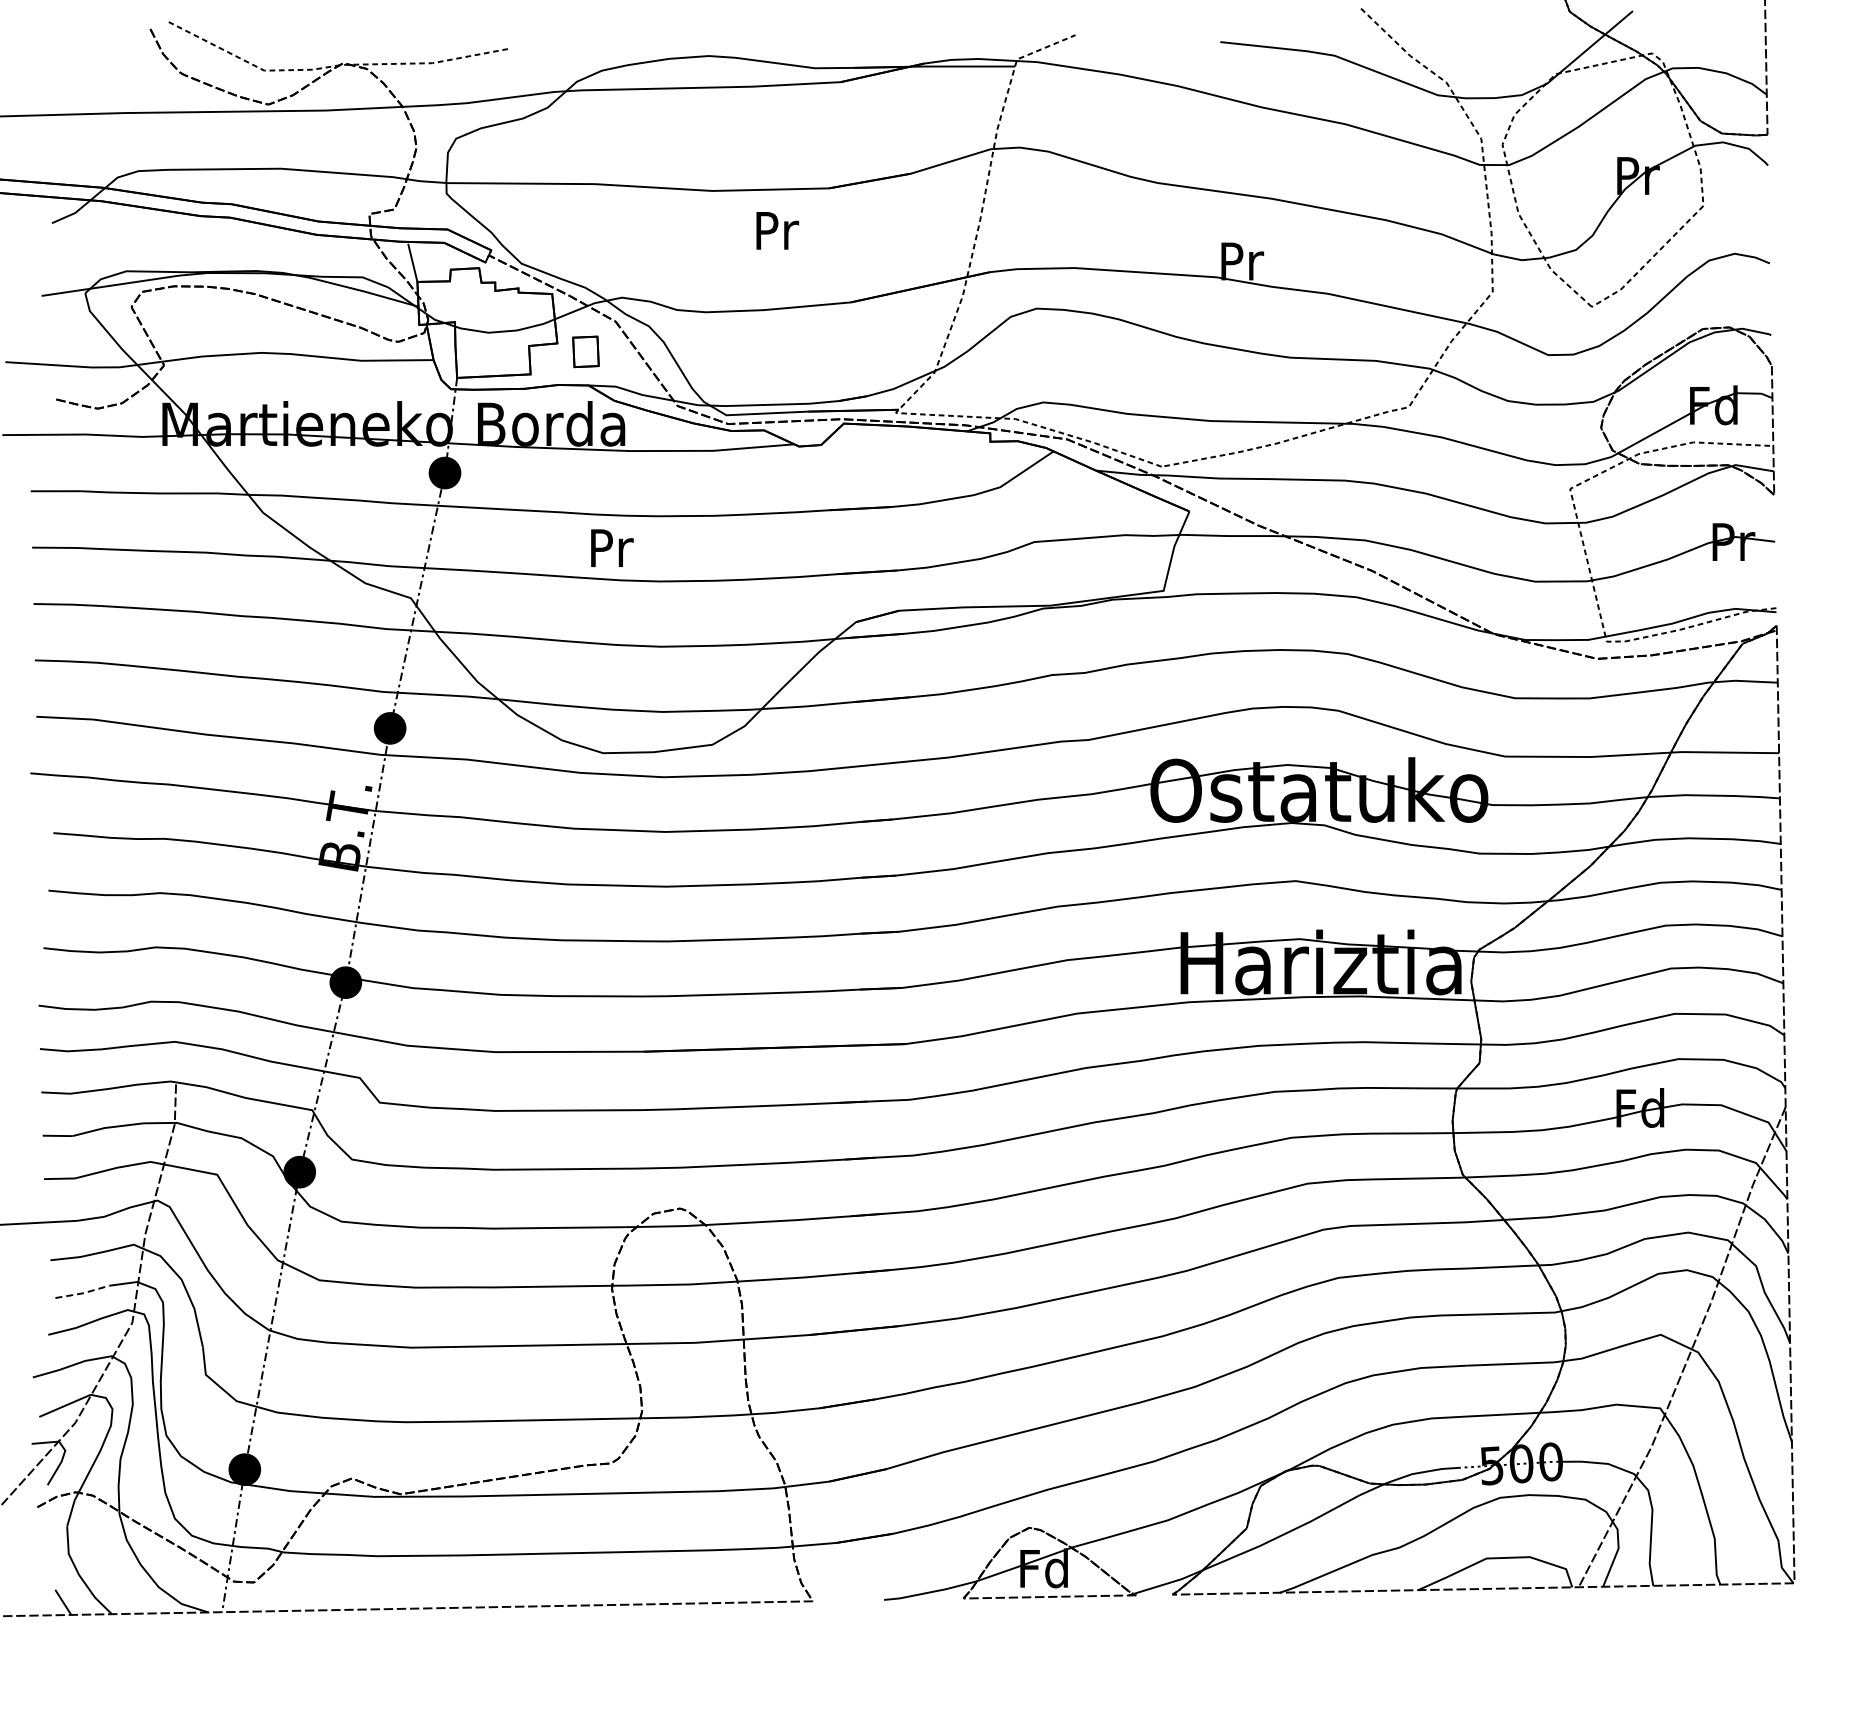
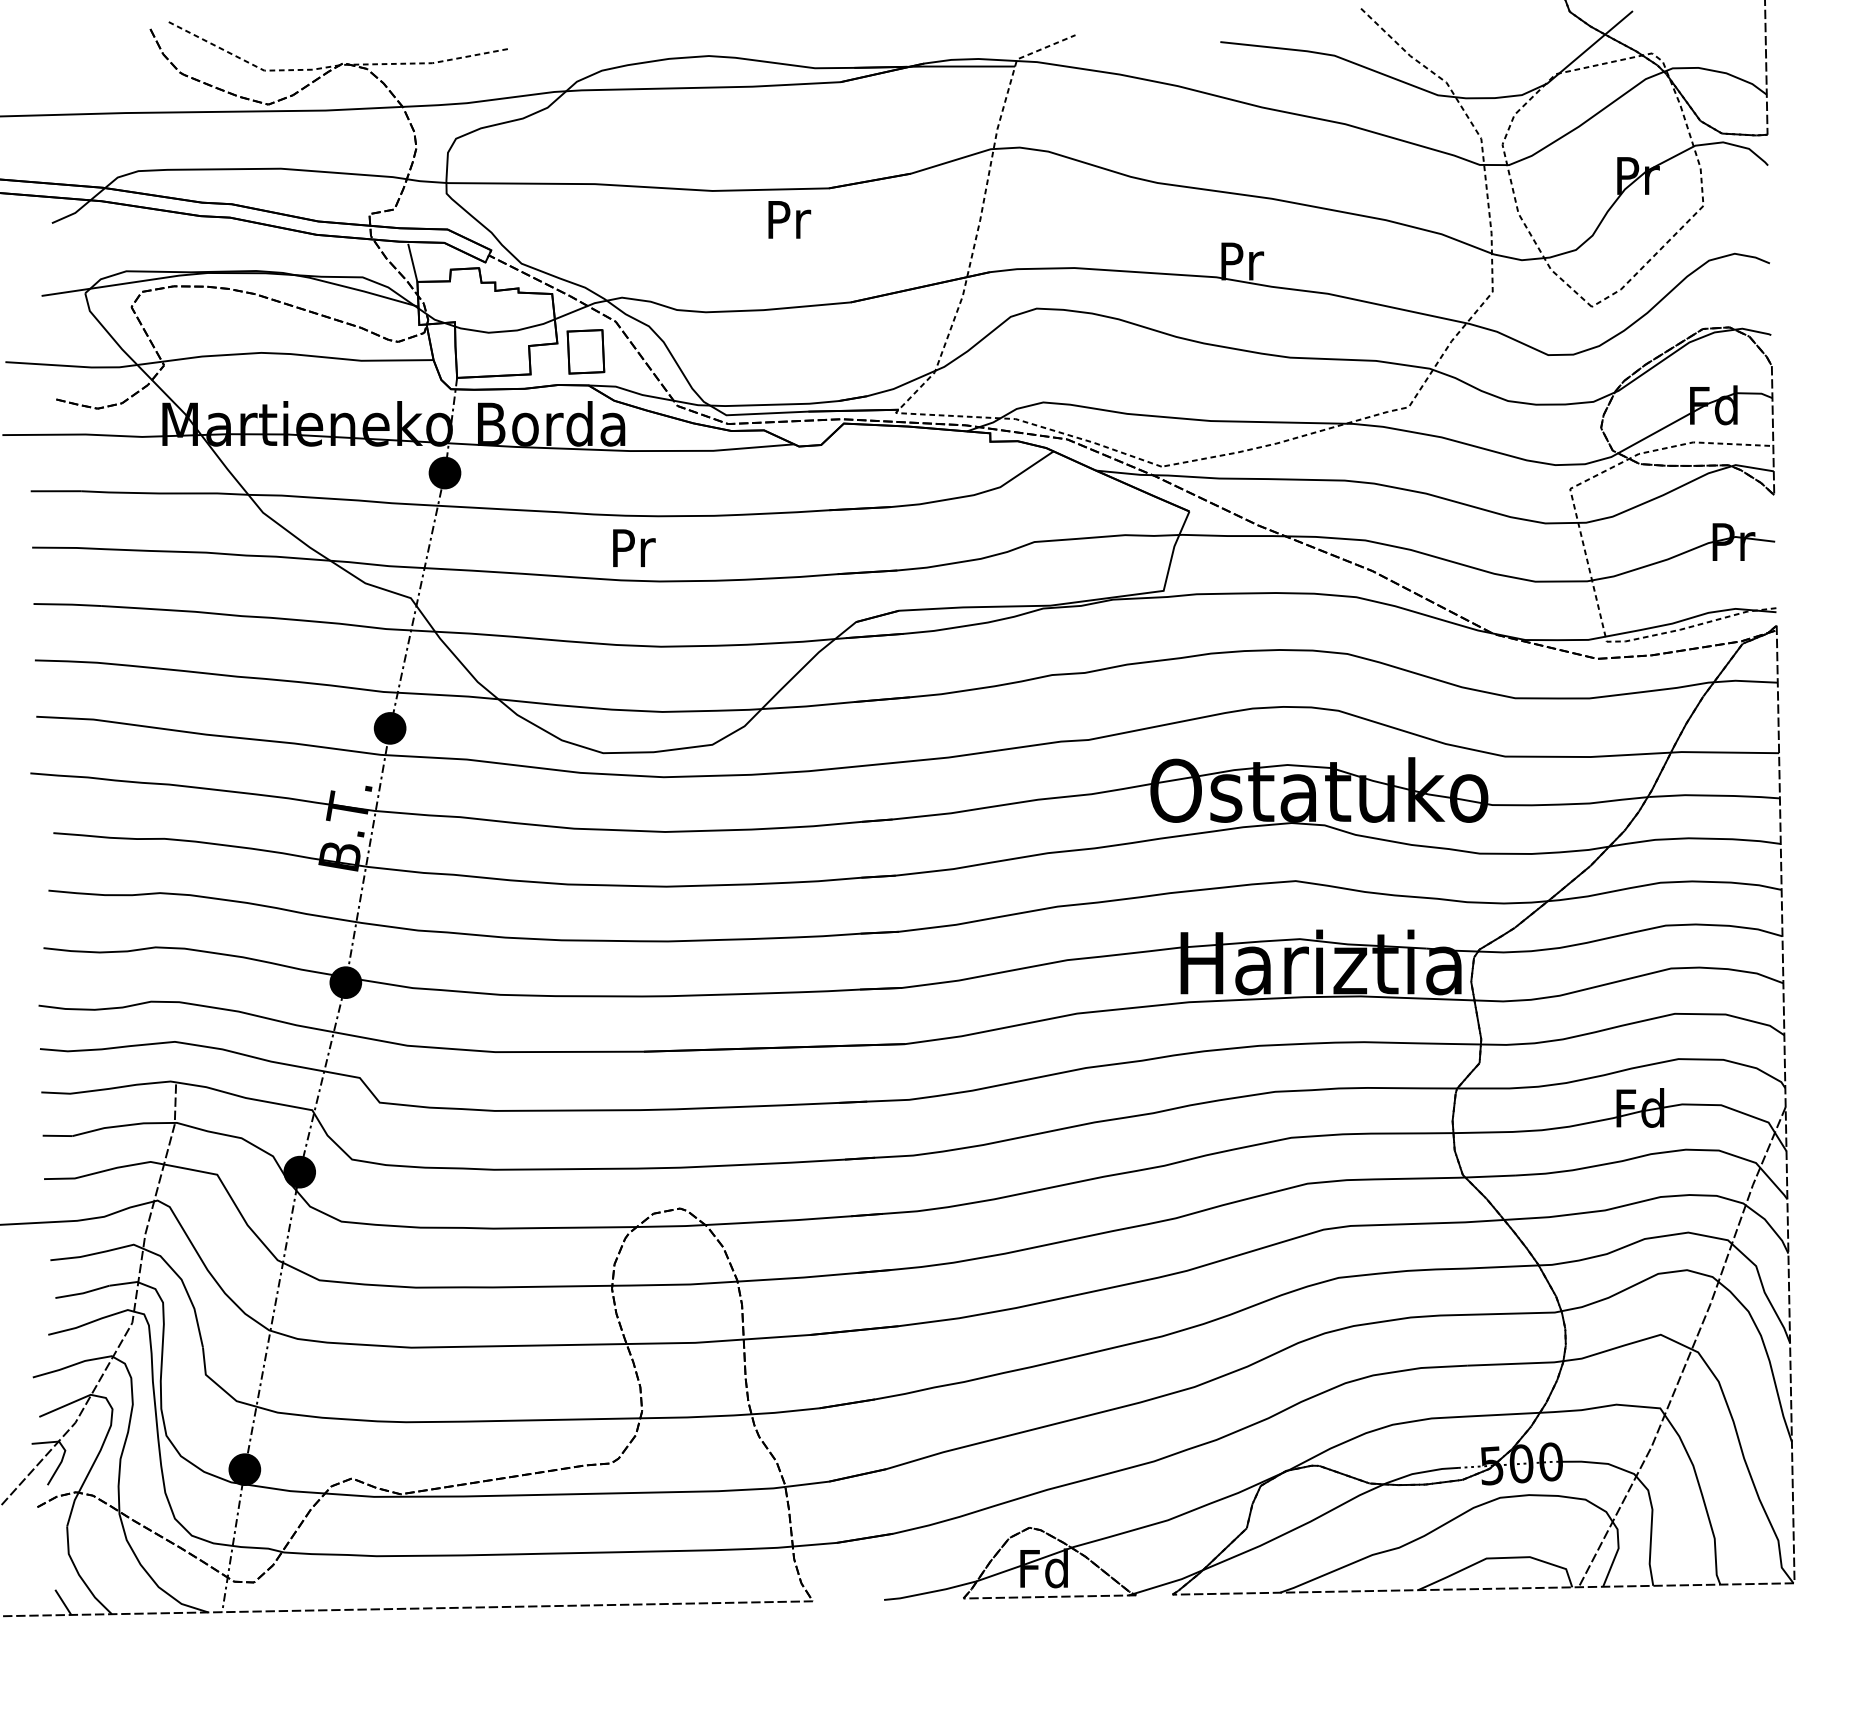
text position: (777, 230) -> (789, 219) (789, 219)
part size: 28x34 px -> 40x46 px (585, 351)
text position: (612, 547) -> (634, 547) (634, 547)
line: dashed -> solid (83, 1293)
